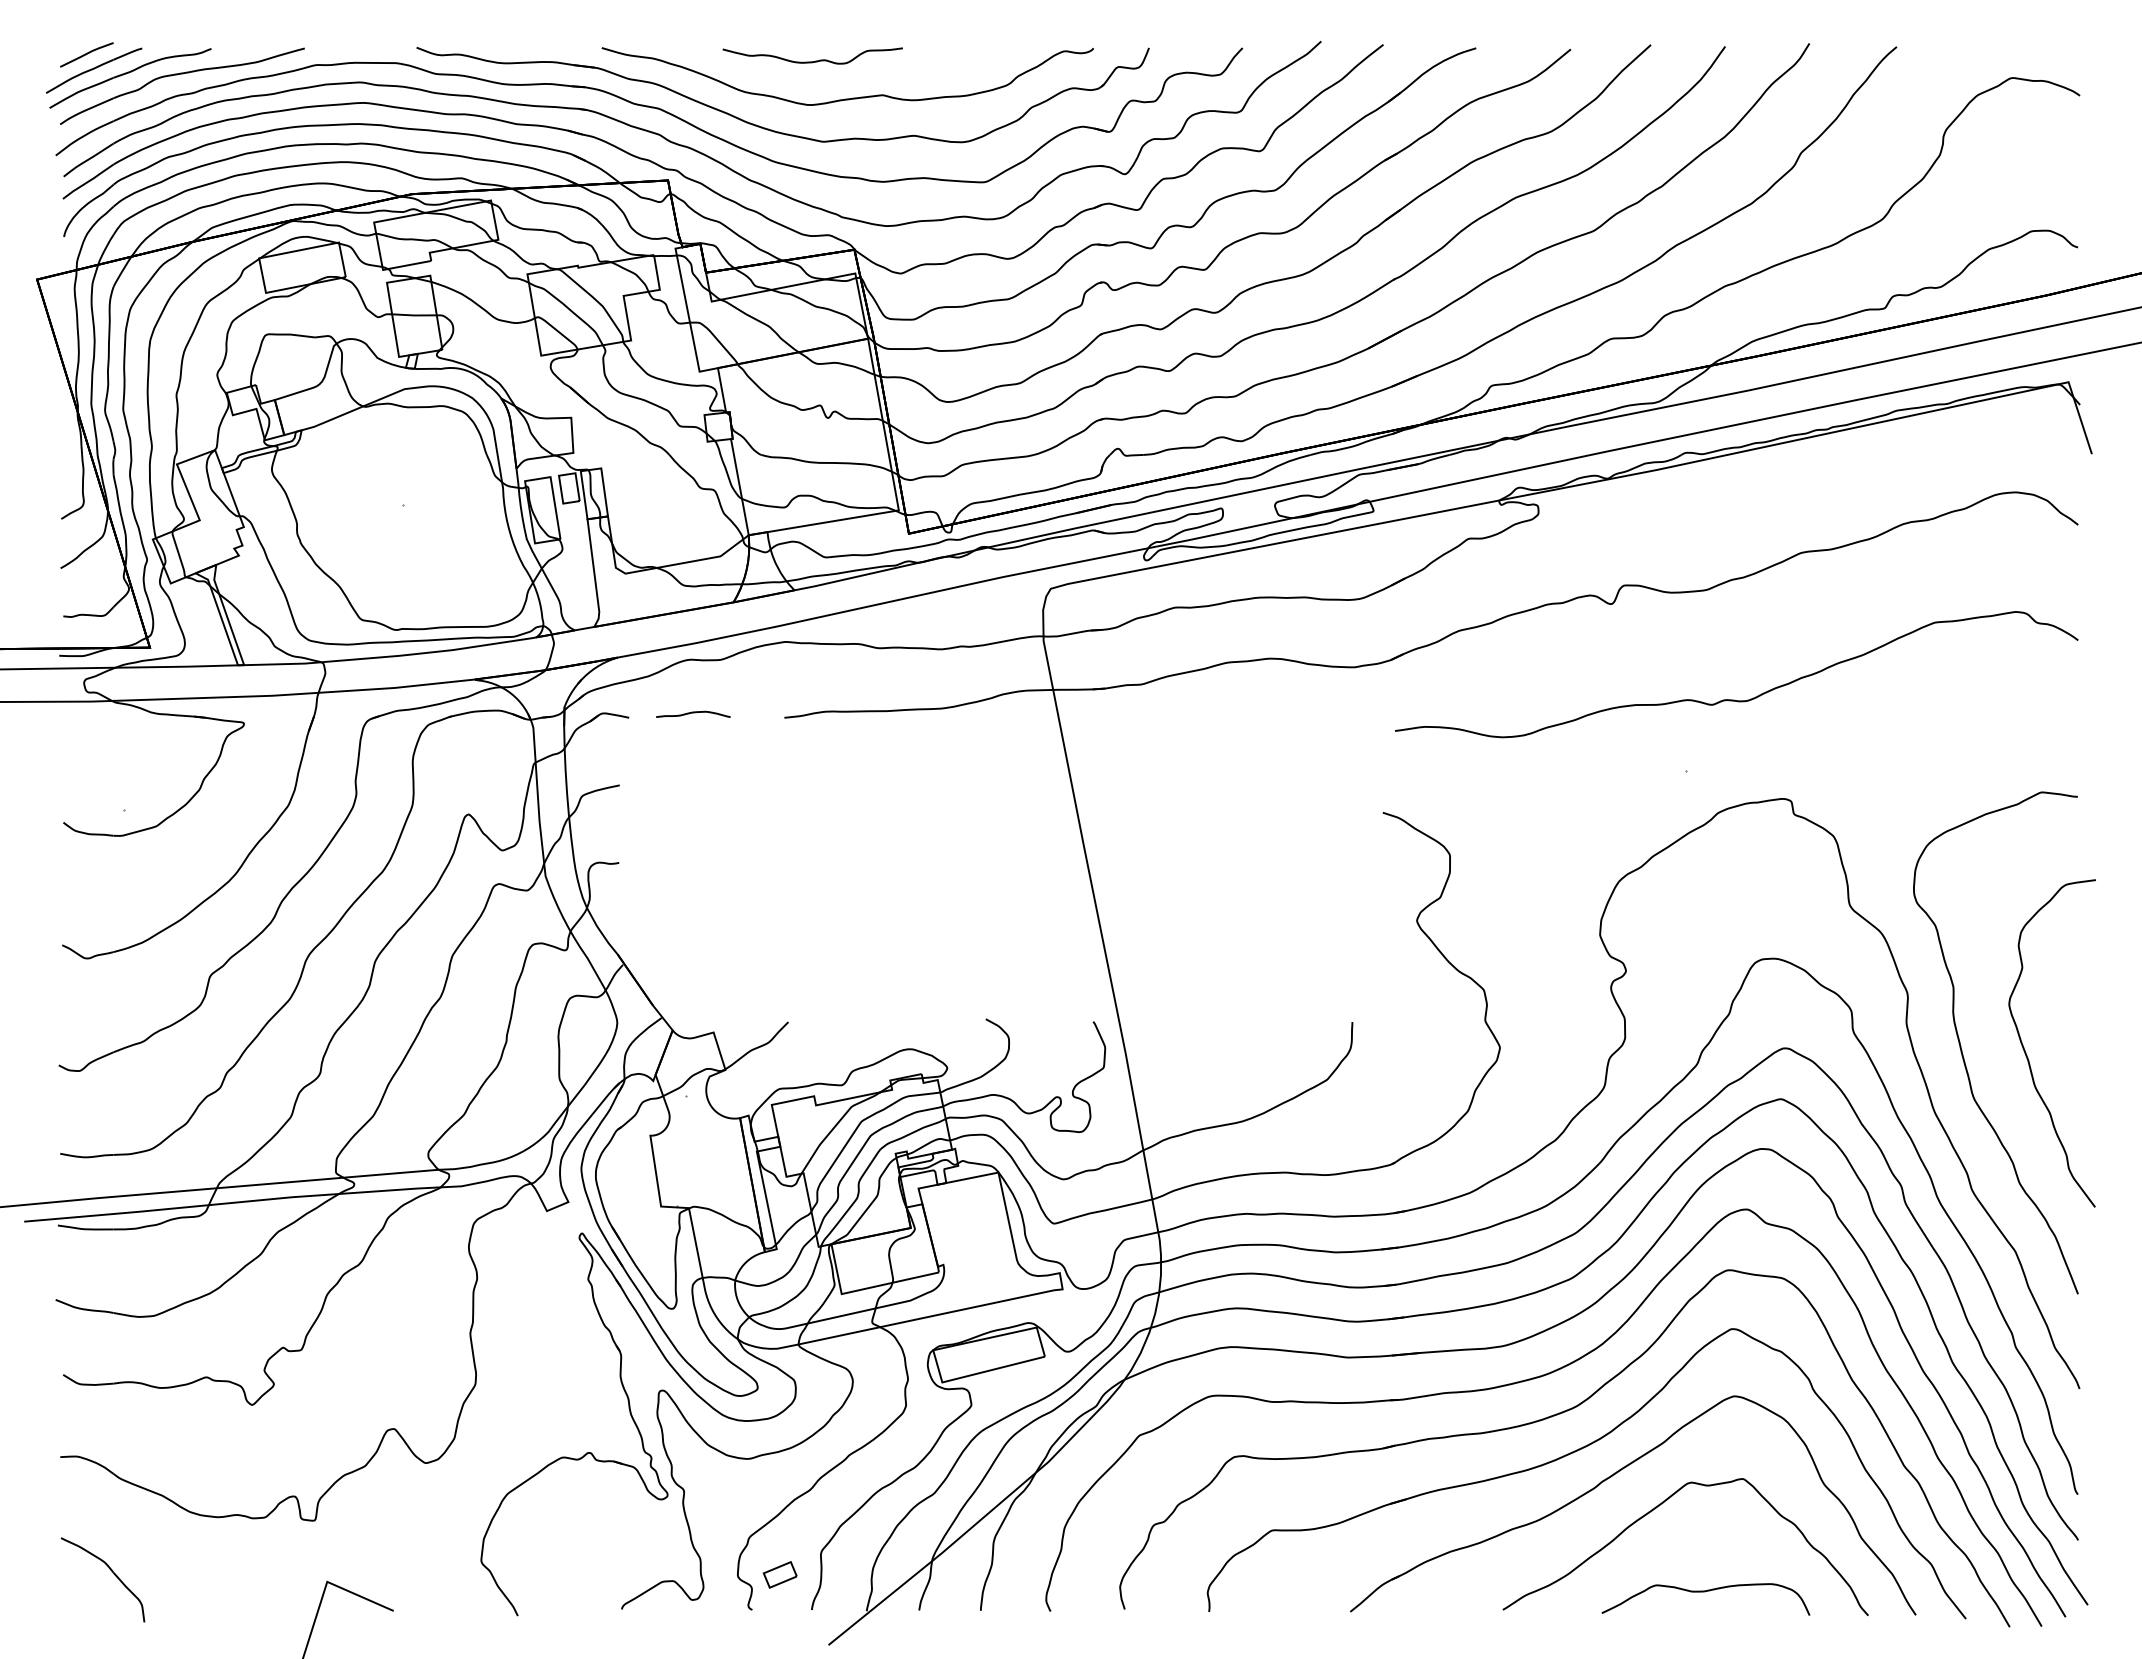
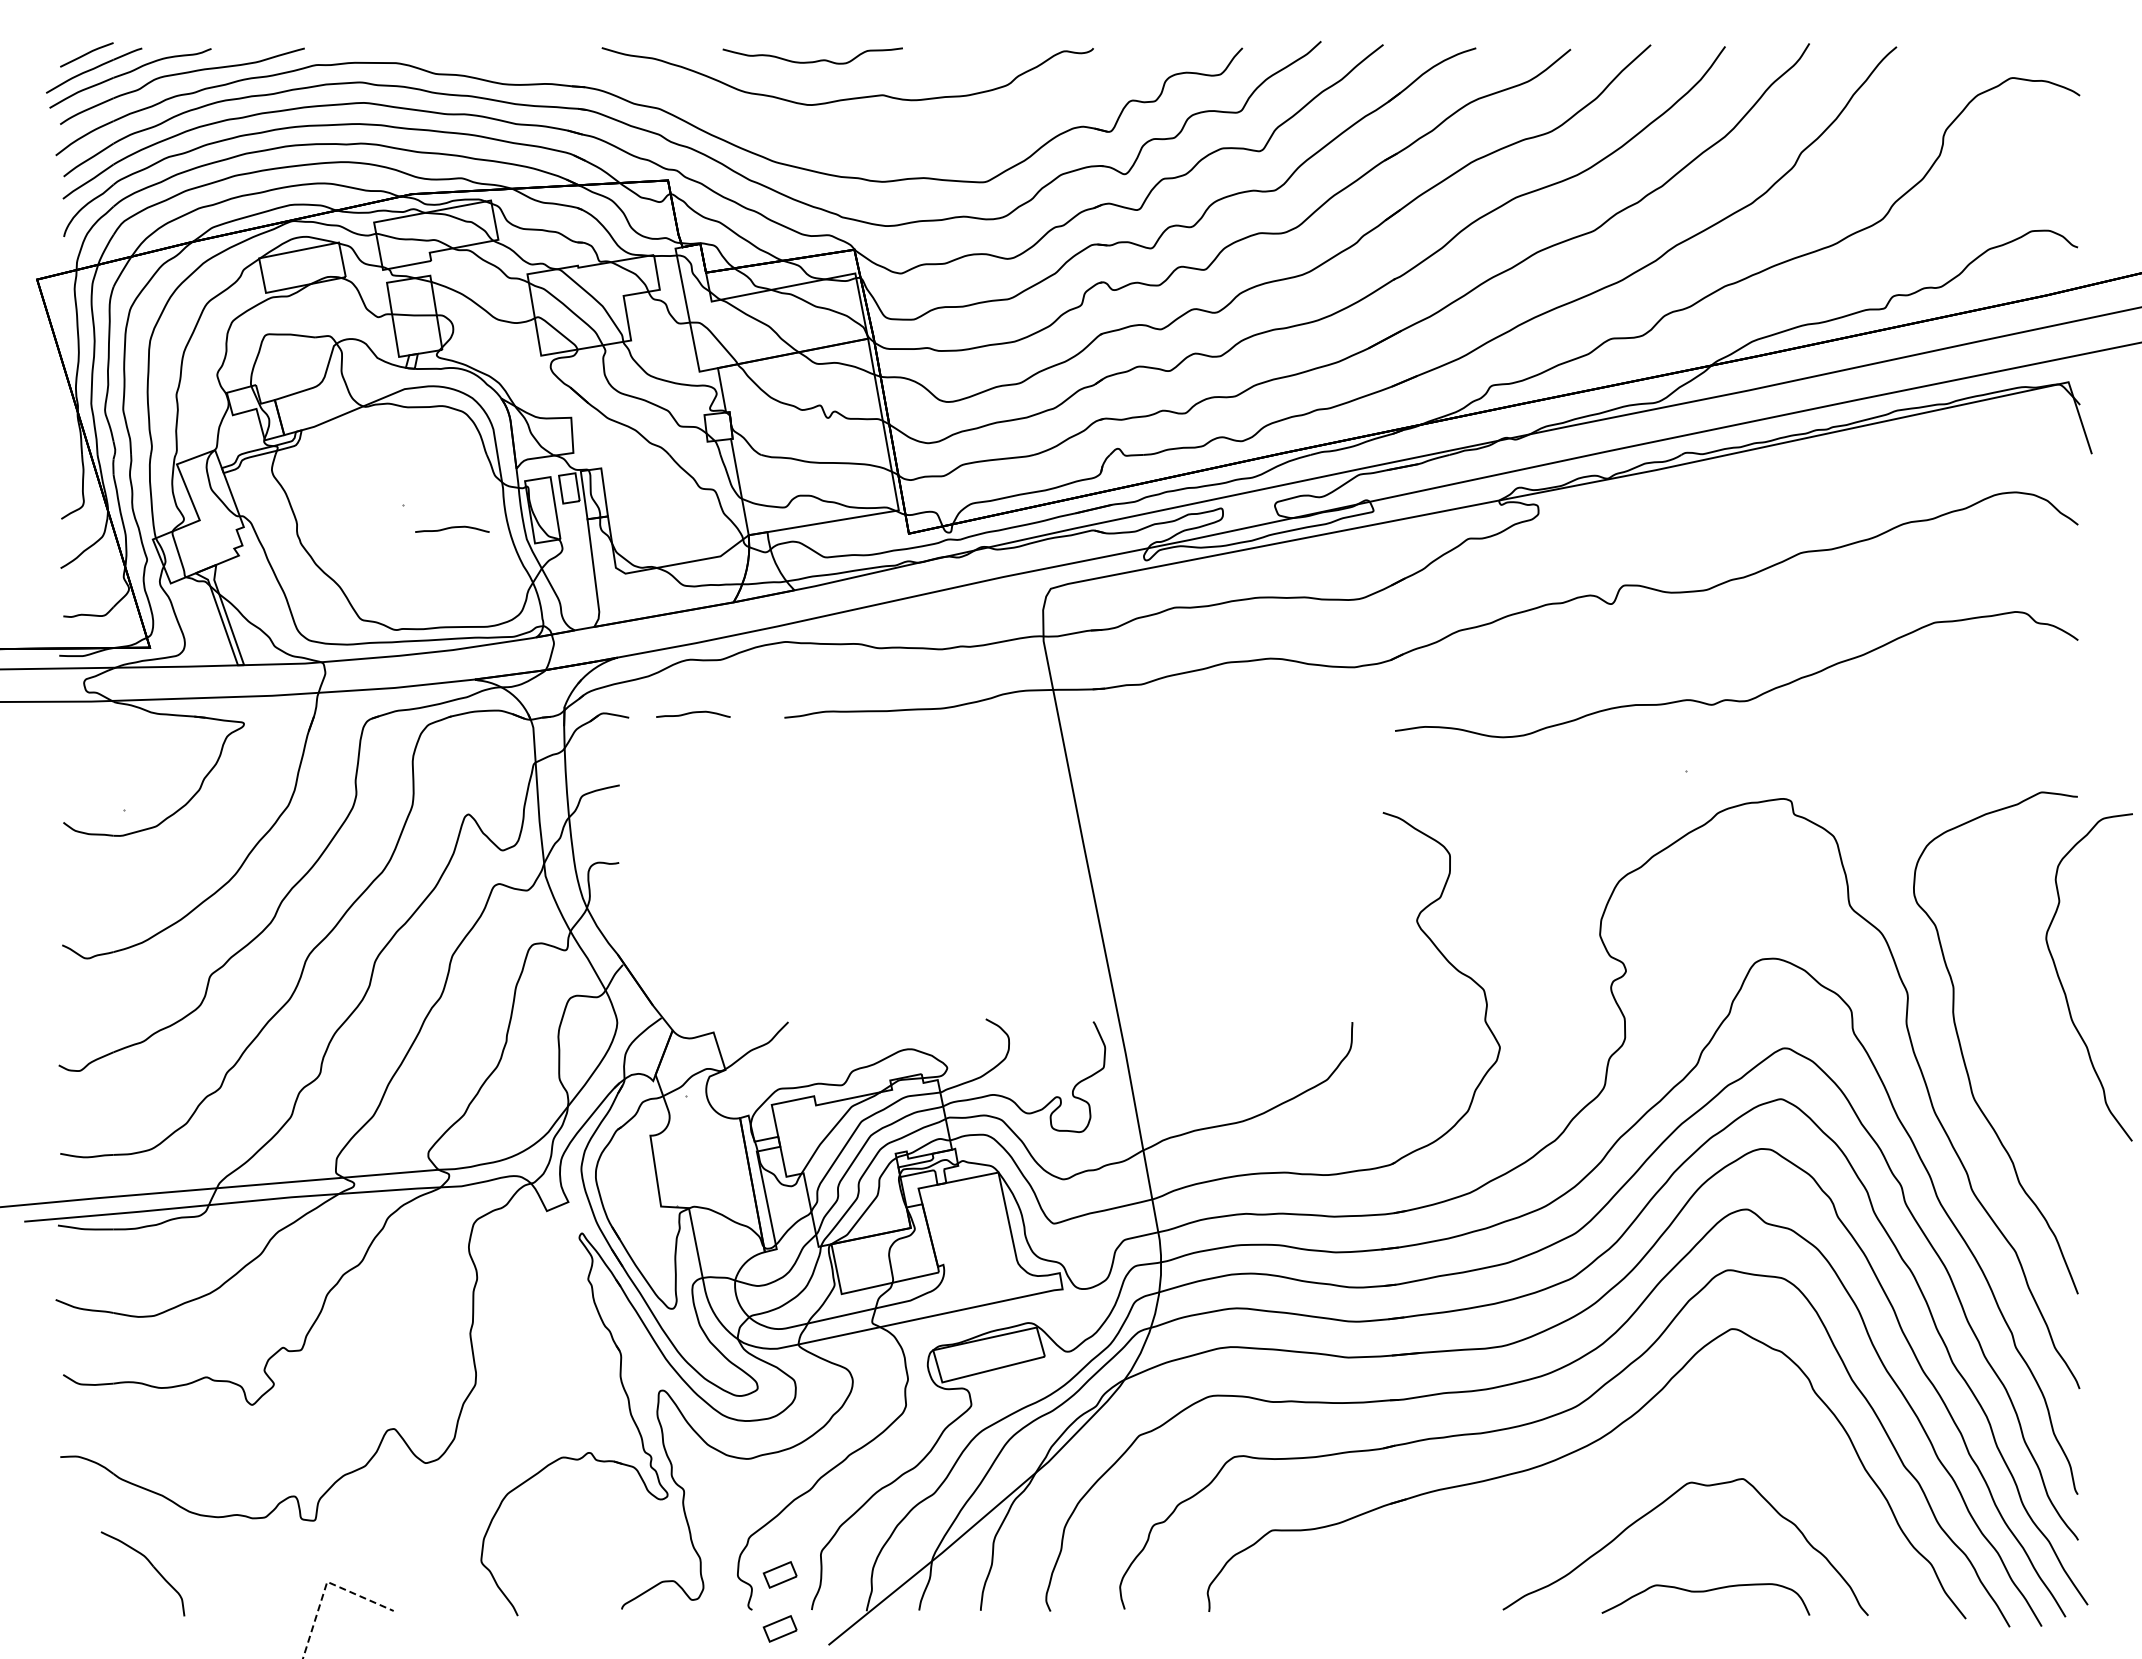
part: present -> none (775, 130)
curve: none -> present (452, 528)
curve position: (2026, 1052) -> (2063, 986) (2063, 986)
part: present -> none (1614, 1475)
part position: (110, 1570) -> (150, 1564) (150, 1564)
line: solid -> dashed (326, 1584)
part: none -> present (779, 1628)
